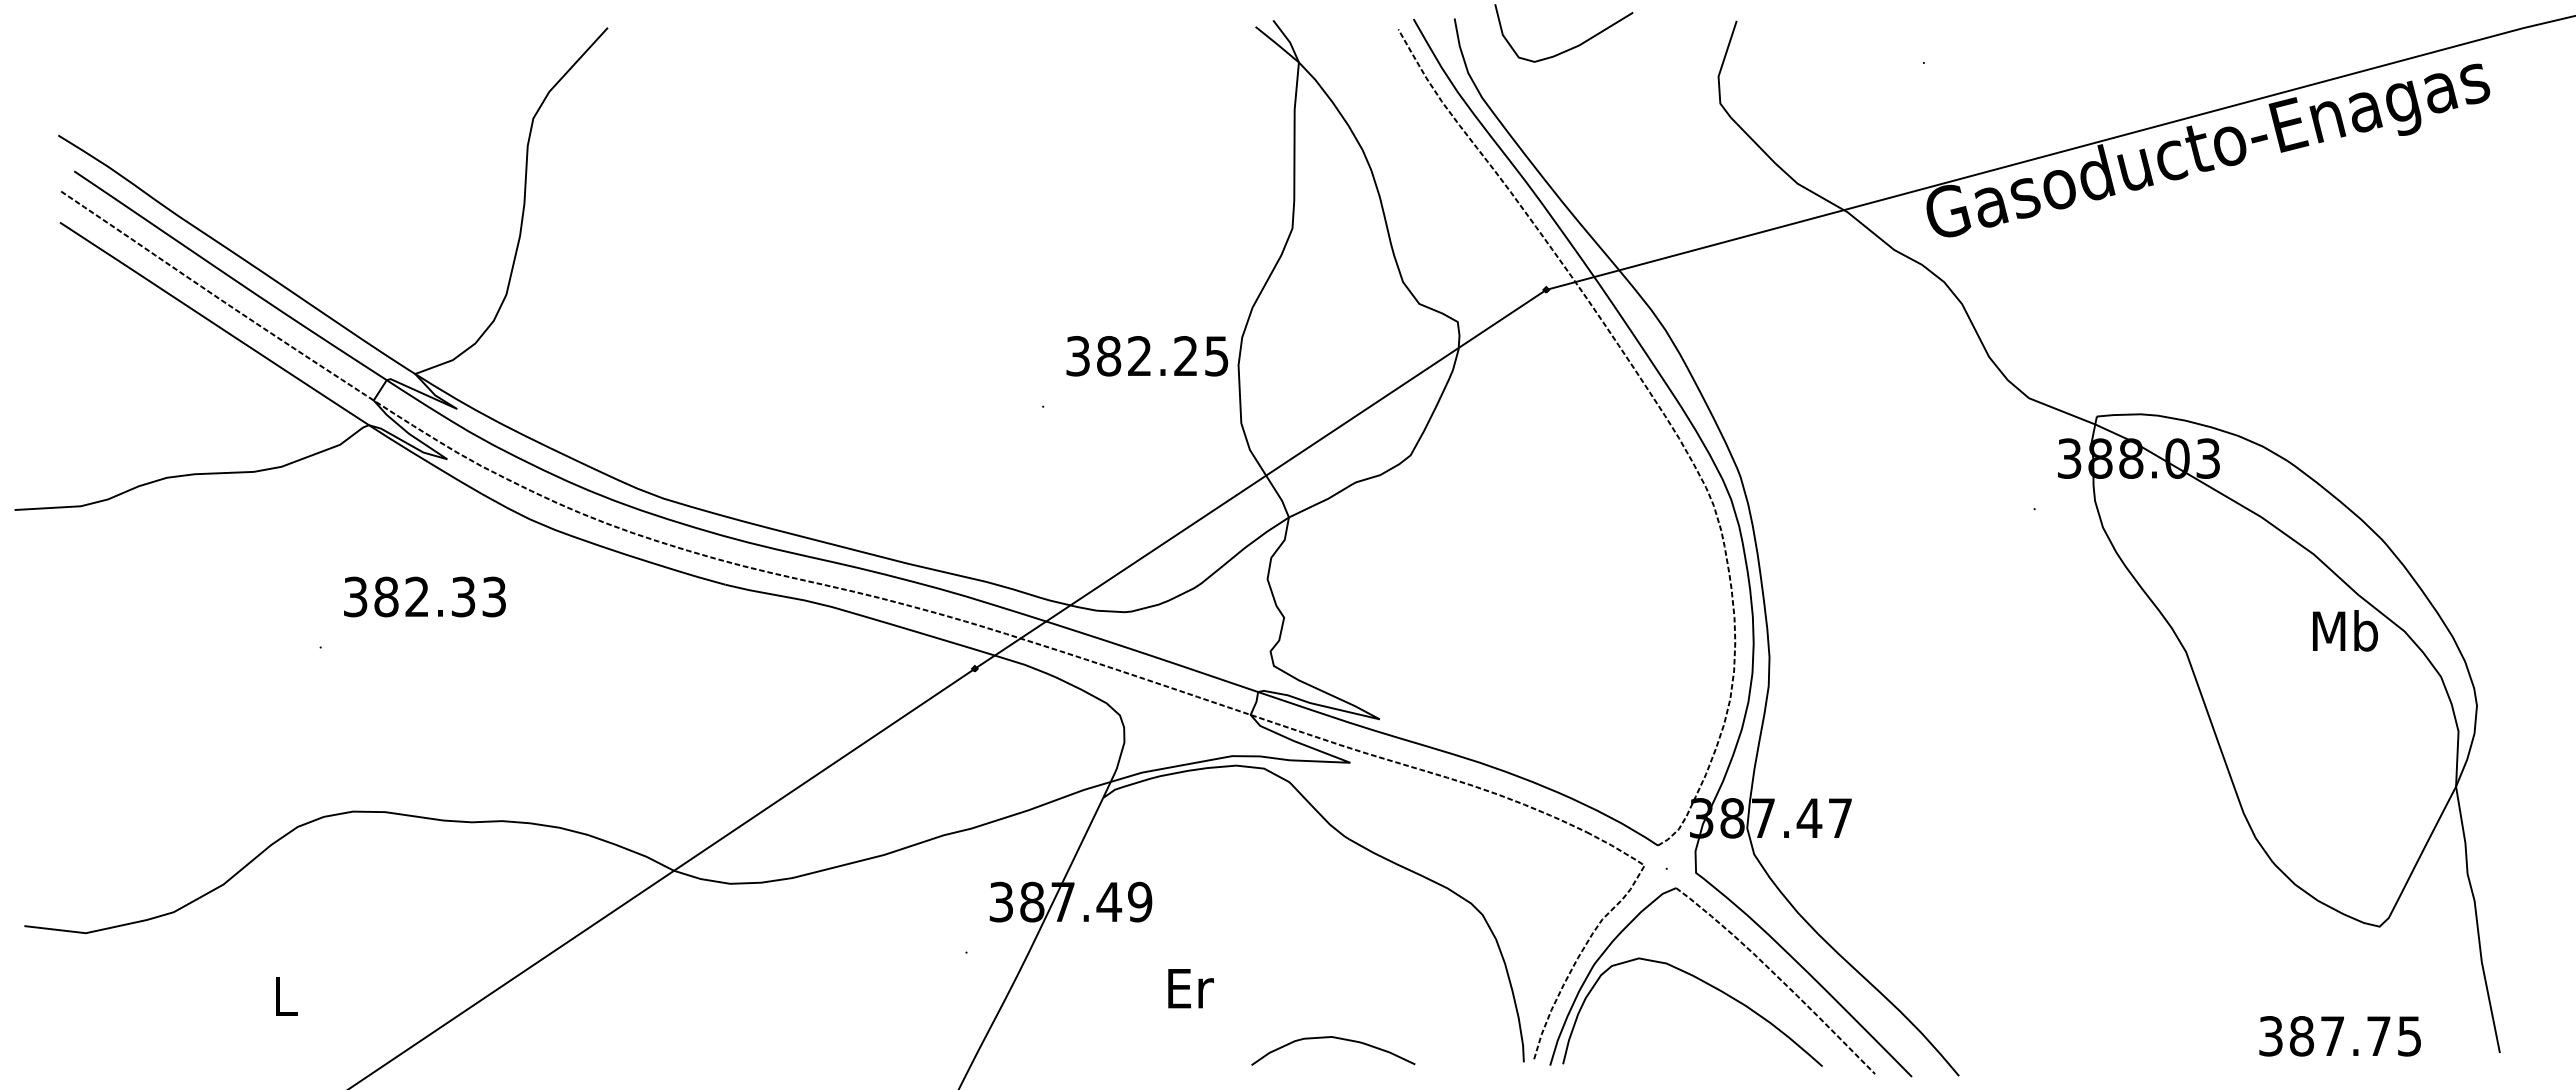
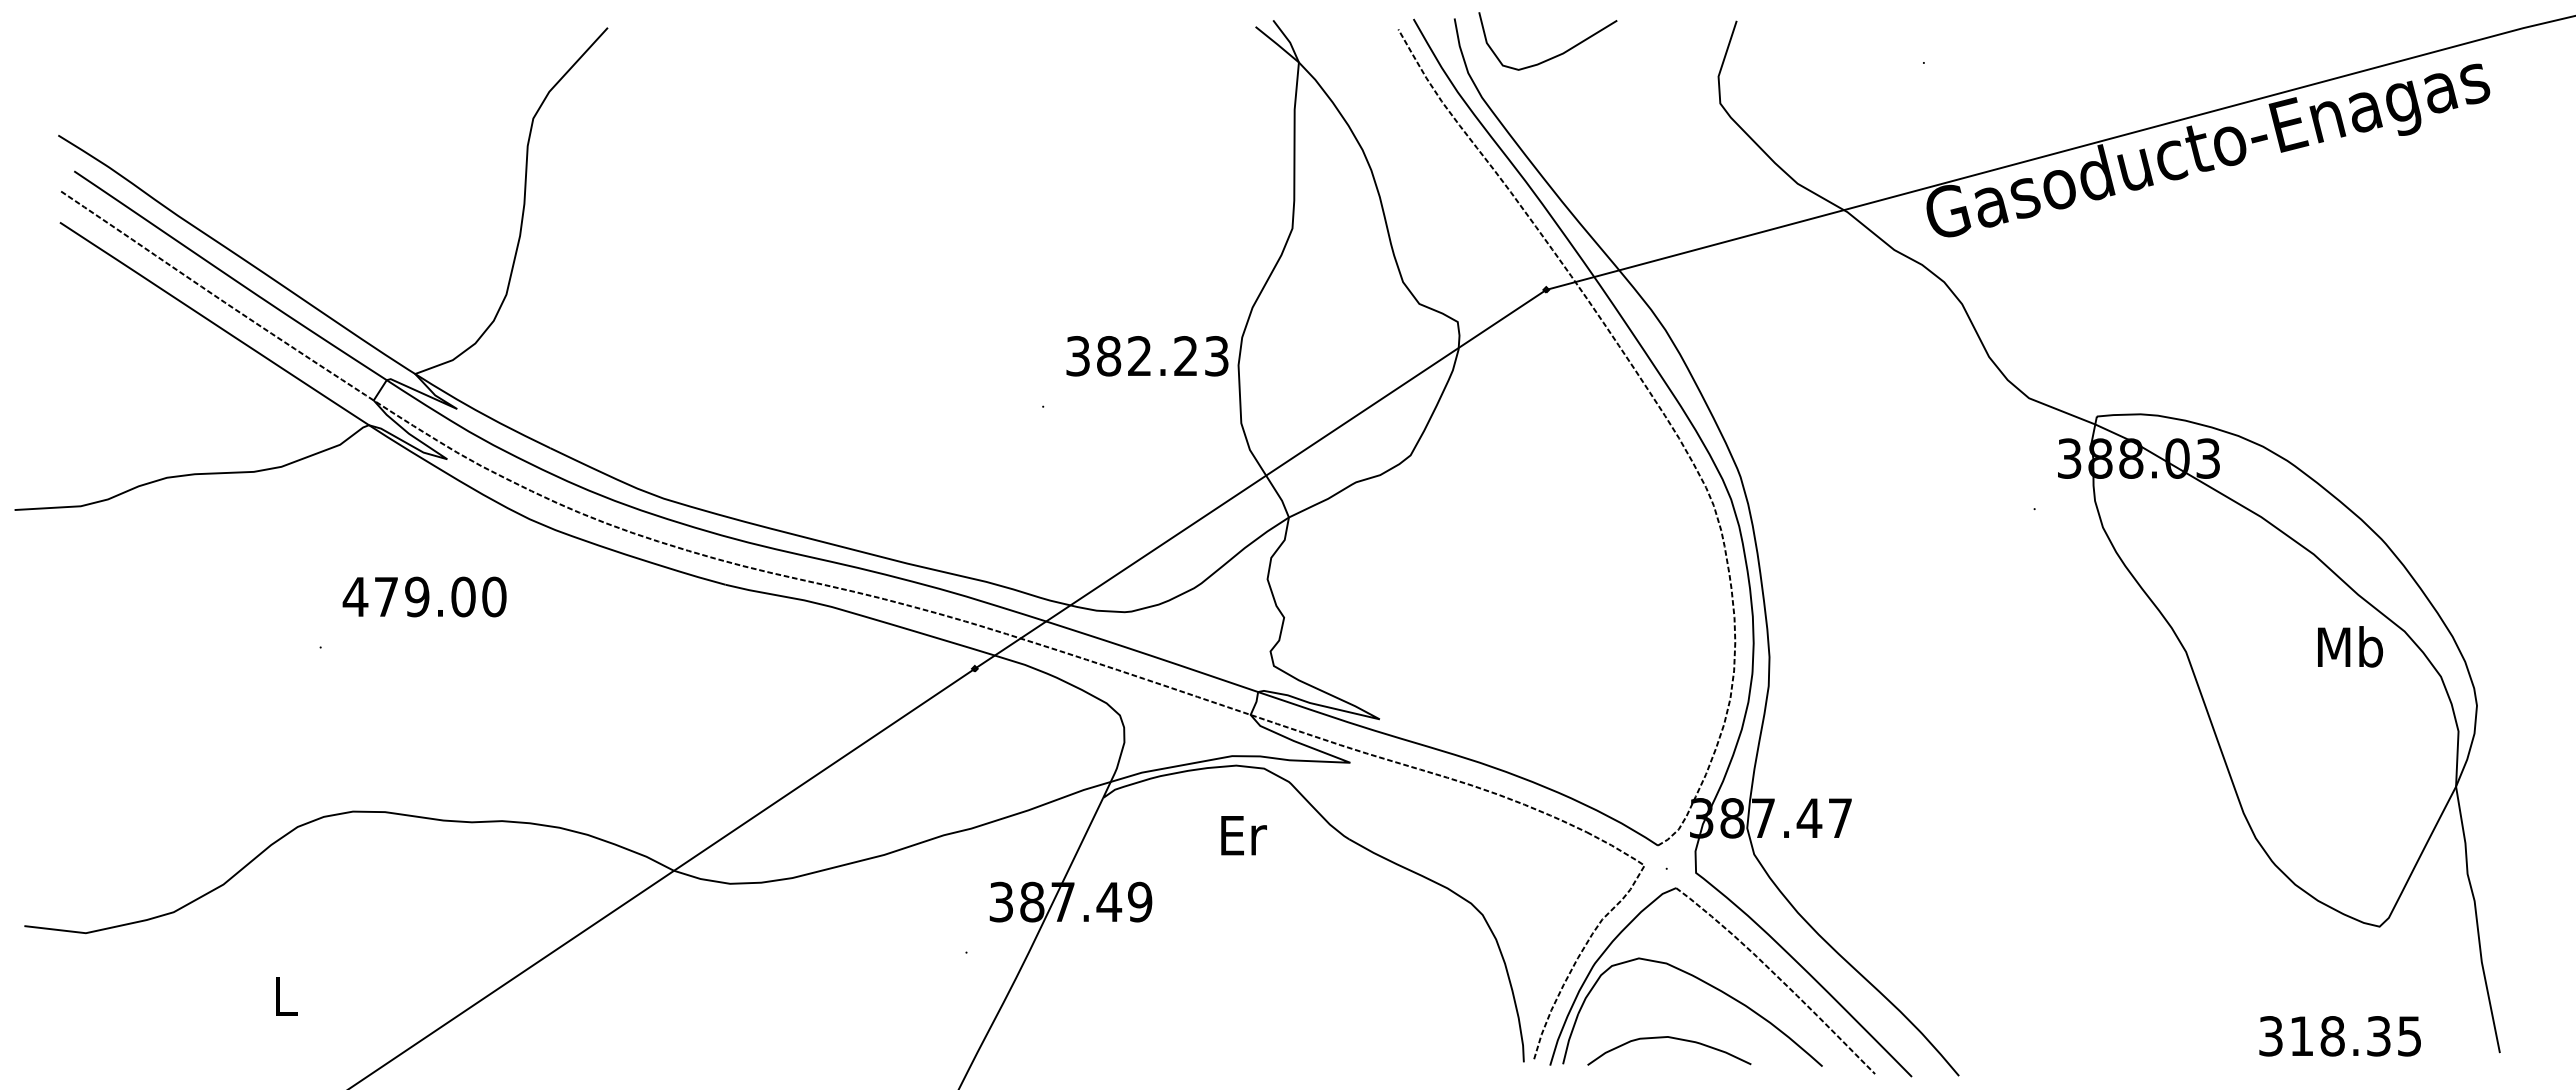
curve position: (1571, 47) -> (1555, 55) (1555, 55)
text: 382.25 -> 382.23 (1217, 355)
text: 382.33 -> 479.00 (424, 596)
text position: (2345, 630) -> (2350, 646) (2350, 646)
text position: (1190, 988) -> (1243, 835) (1243, 835)
text: 387.75 -> 318.35 (2339, 1036)
curve position: (1333, 1038) -> (1669, 1038) (1669, 1038)
